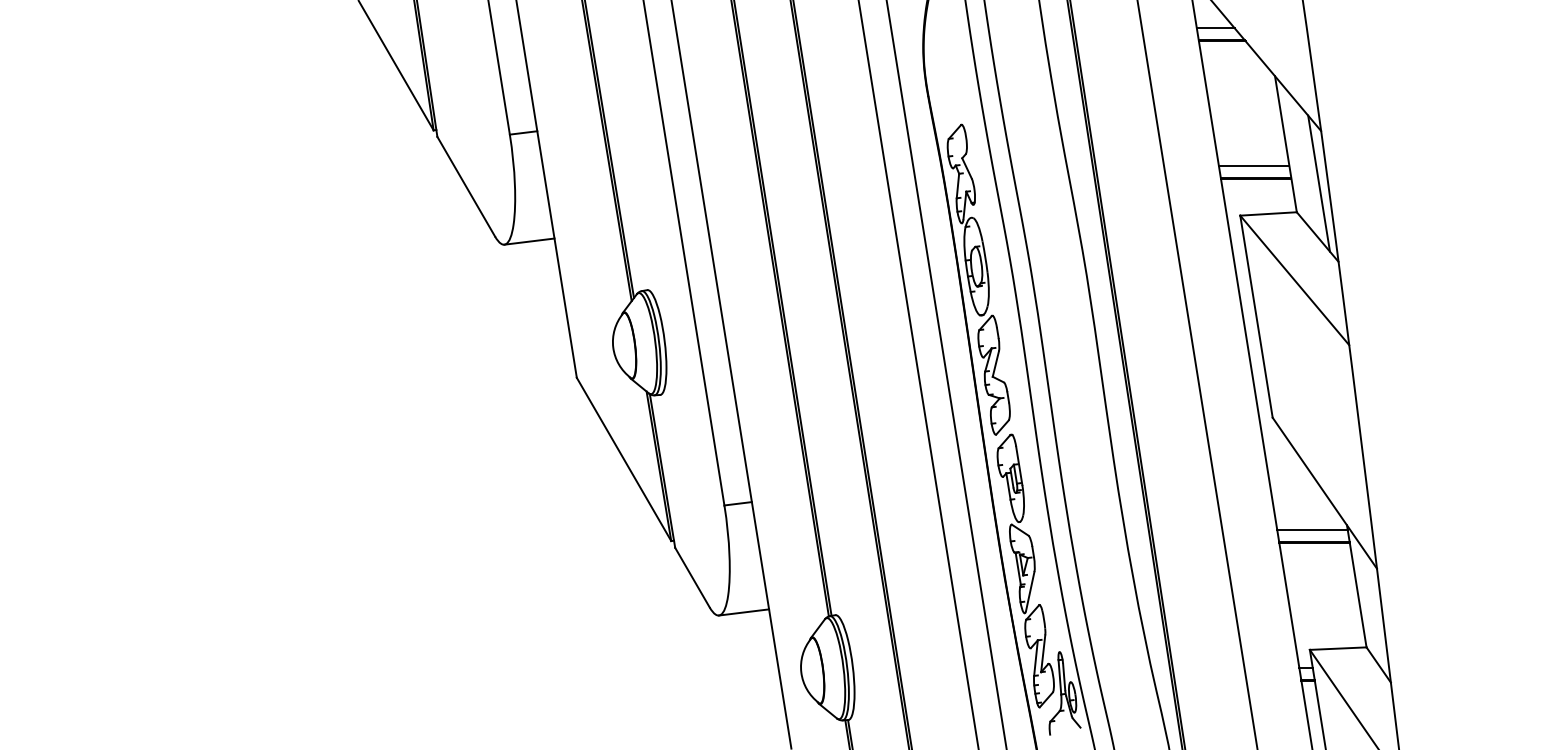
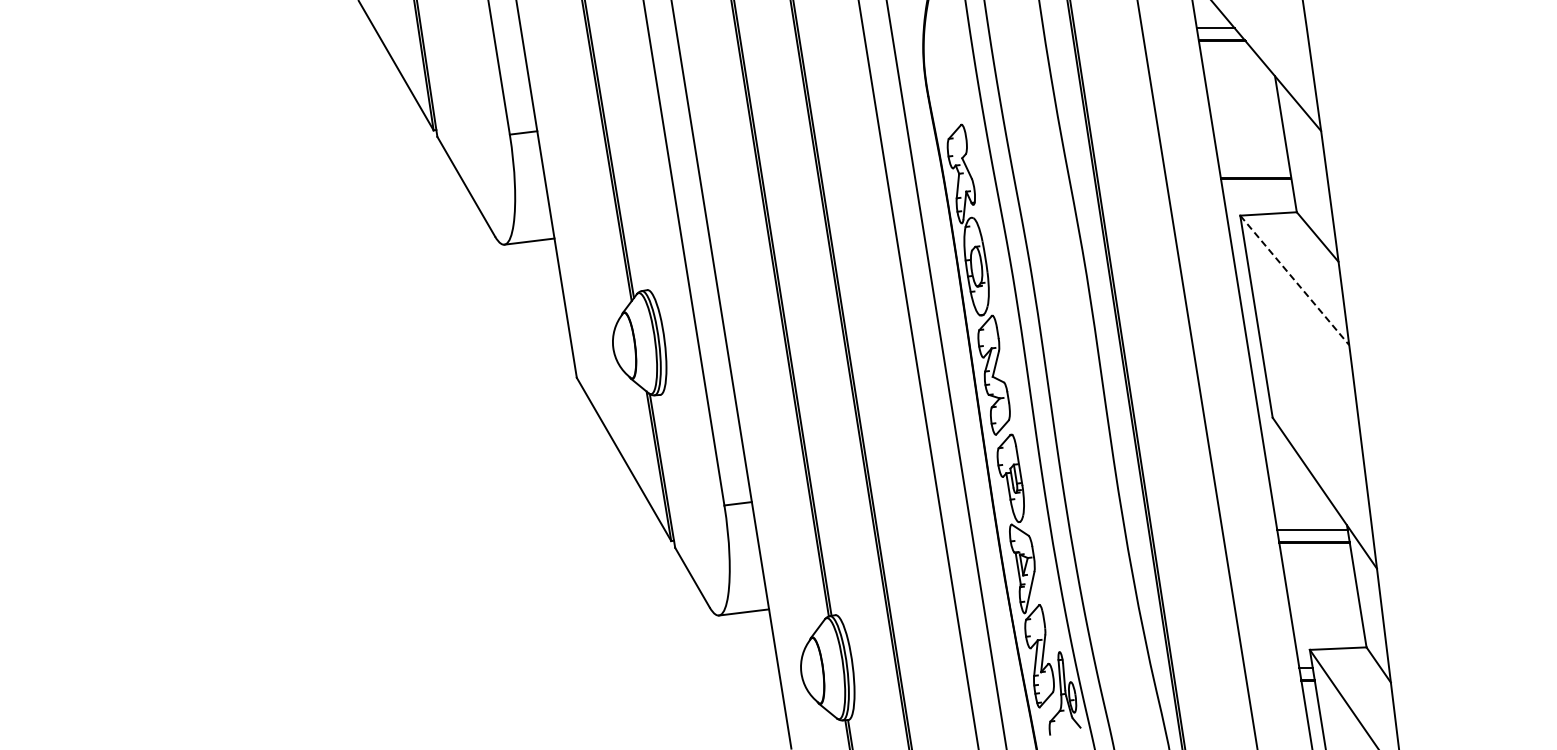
line: present -> none (1253, 165)
line: present -> none (1318, 183)
line: solid -> dashed (1294, 280)
